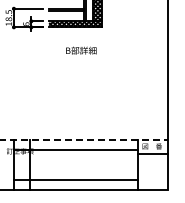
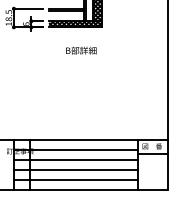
line: dashed -> solid (84, 139)
line: none -> present (75, 159)
line: none -> present (75, 169)
